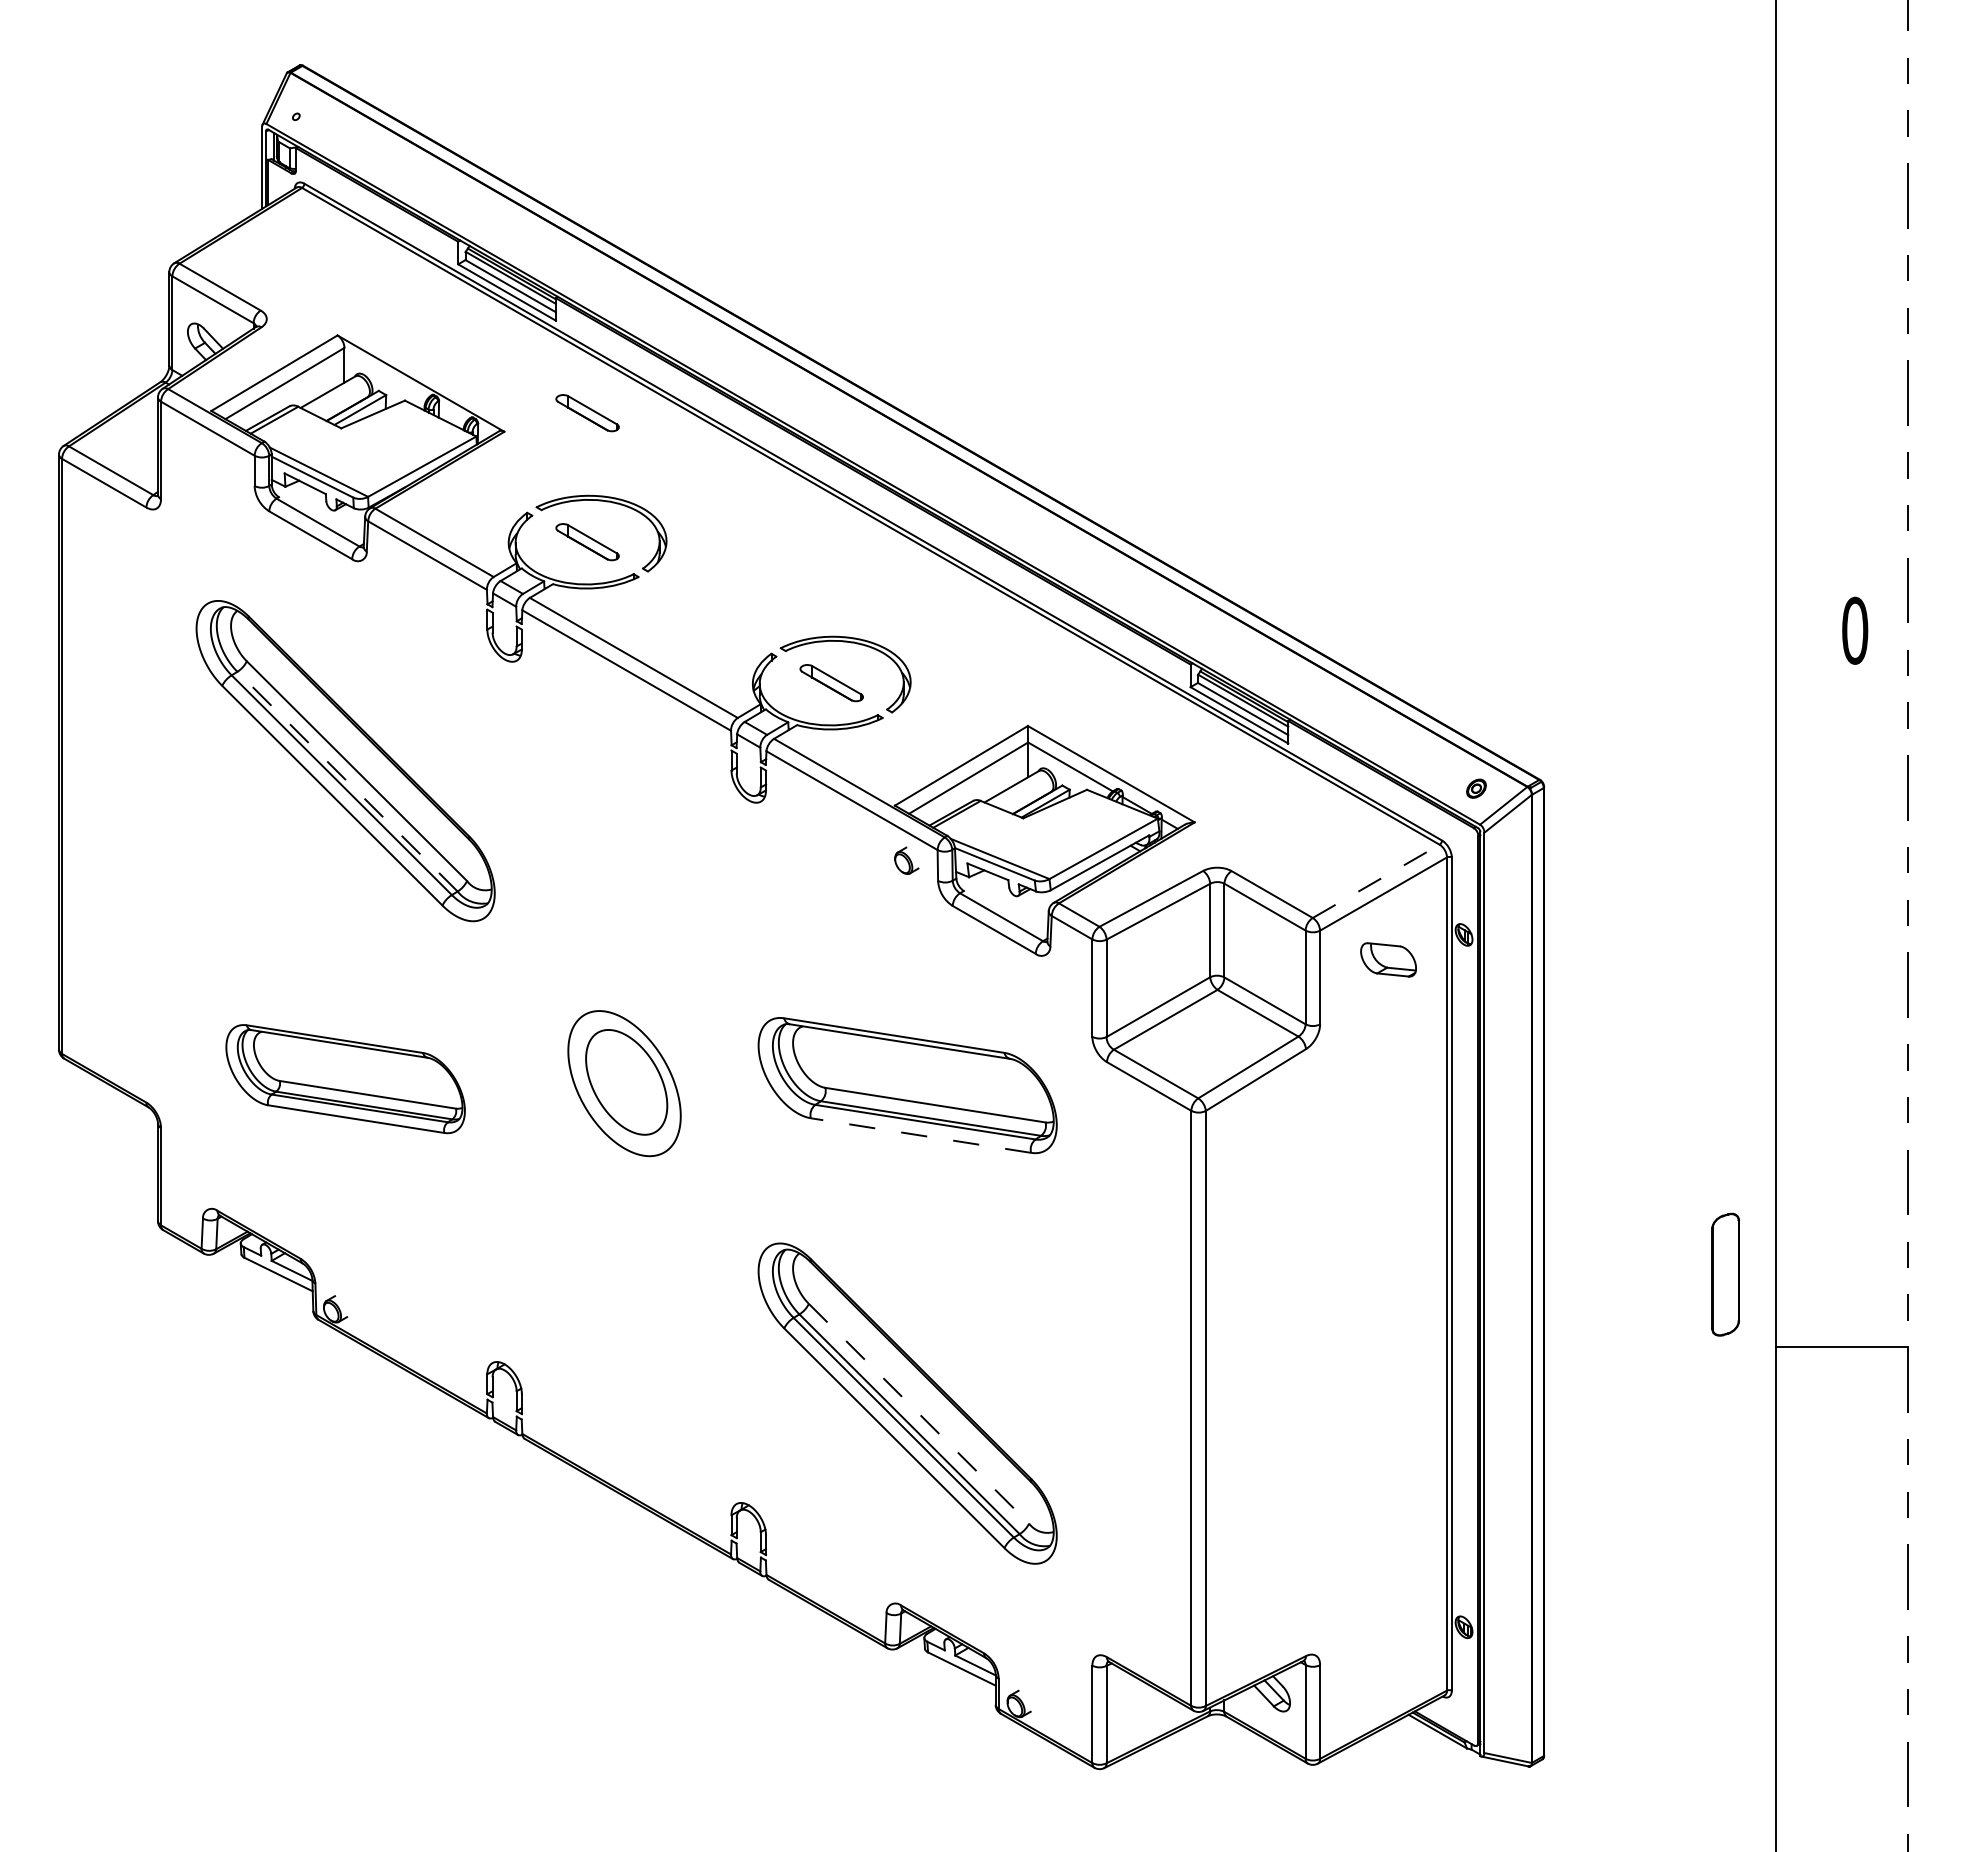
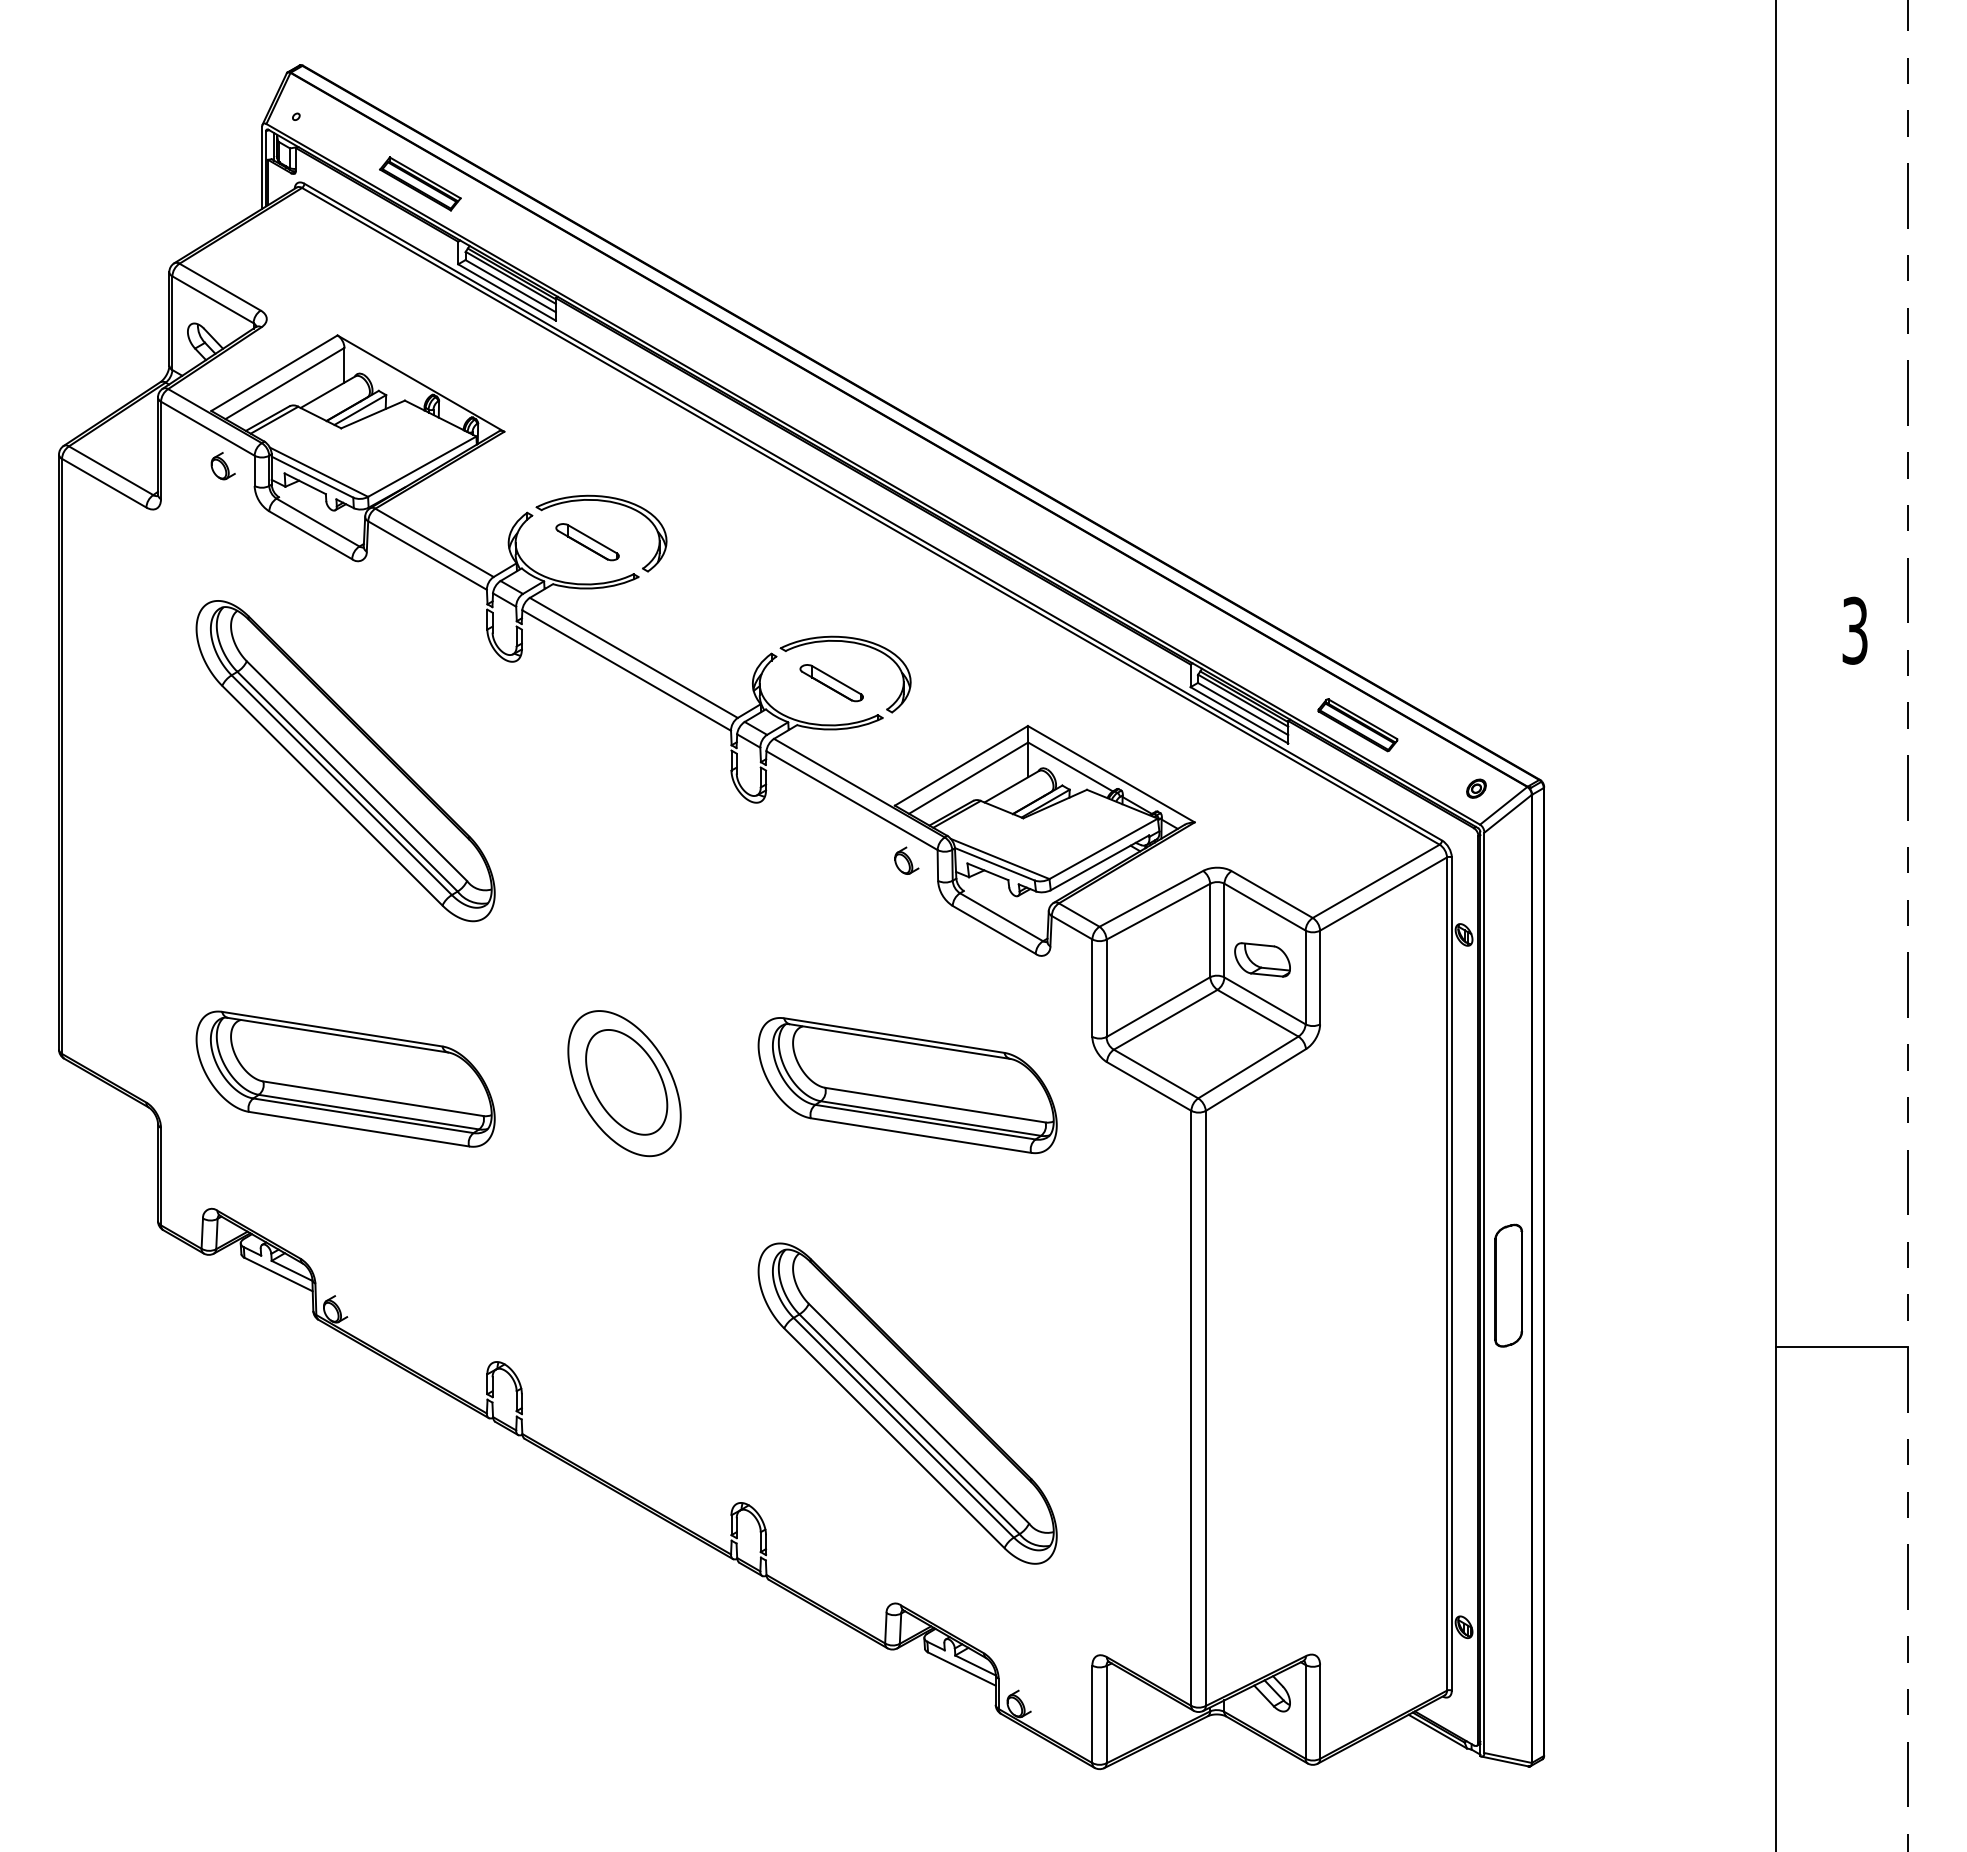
part: none -> present (420, 183)
part: present -> none (587, 413)
part: none -> present (222, 466)
text: 0 -> 3 (1855, 630)
part: none -> present (1357, 725)
line: dashed -> solid (347, 781)
line: dashed -> solid (1376, 881)
part position: (1388, 959) -> (1262, 959) (1262, 959)
part size: 241x111 px -> 301x138 px (345, 1078)
line: dashed -> solid (920, 1135)
part position: (1725, 1274) -> (1508, 1285) (1508, 1285)
line: dashed -> solid (919, 1413)
